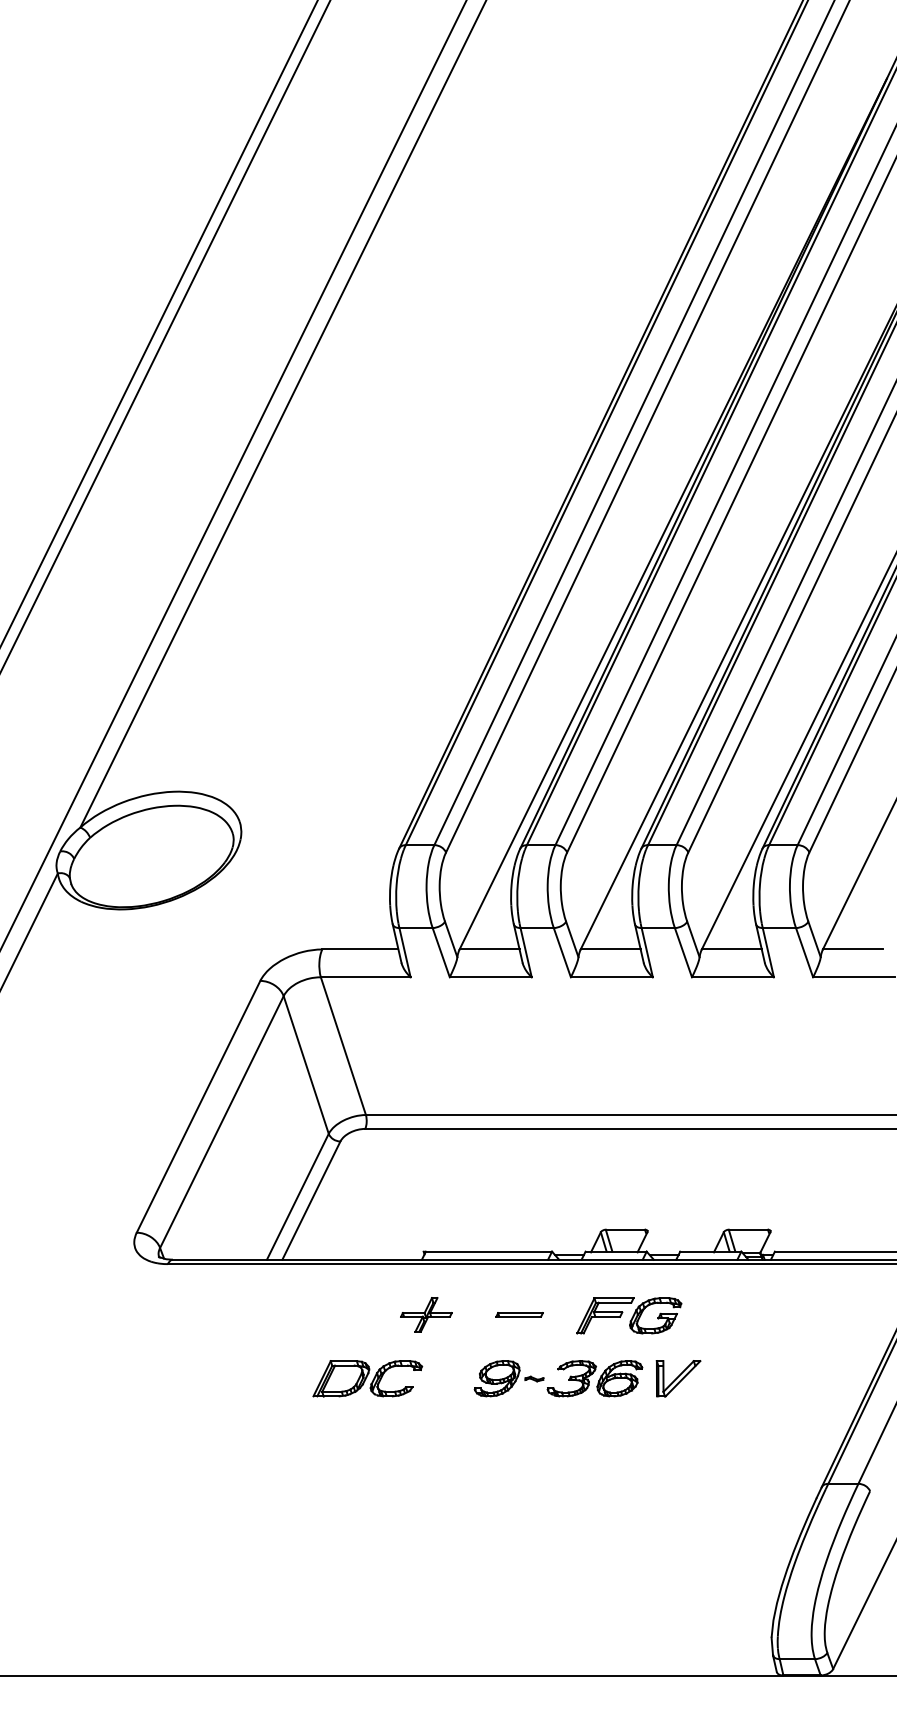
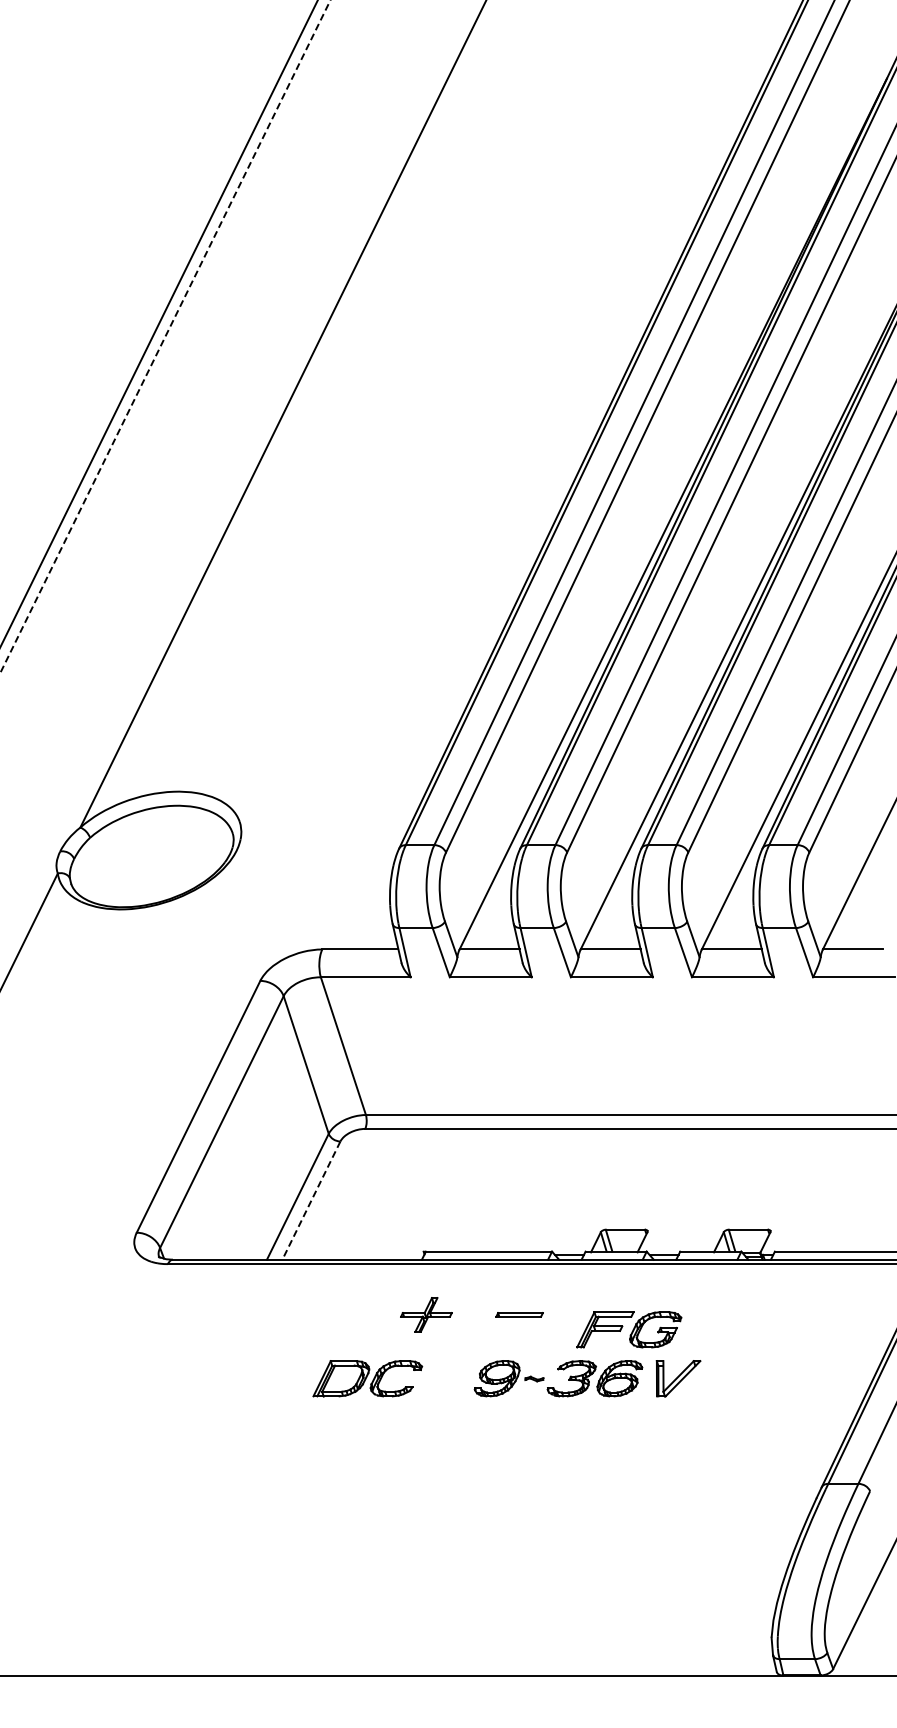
line: solid -> dashed (165, 337)
line: present -> none (233, 474)
line: solid -> dashed (311, 1200)
part position: (629, 1315) -> (629, 1329) (629, 1329)
